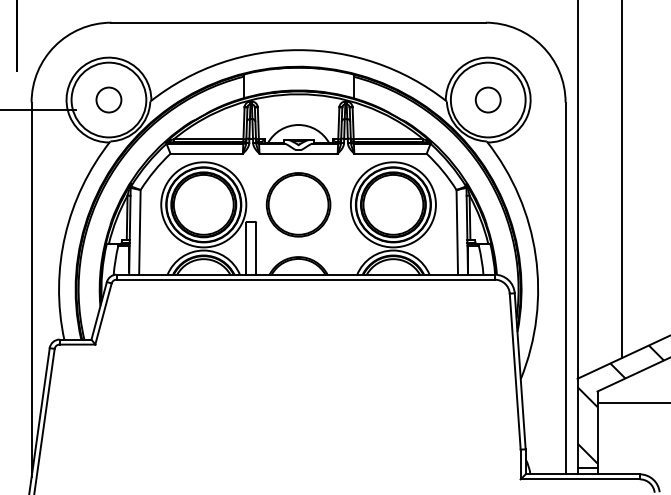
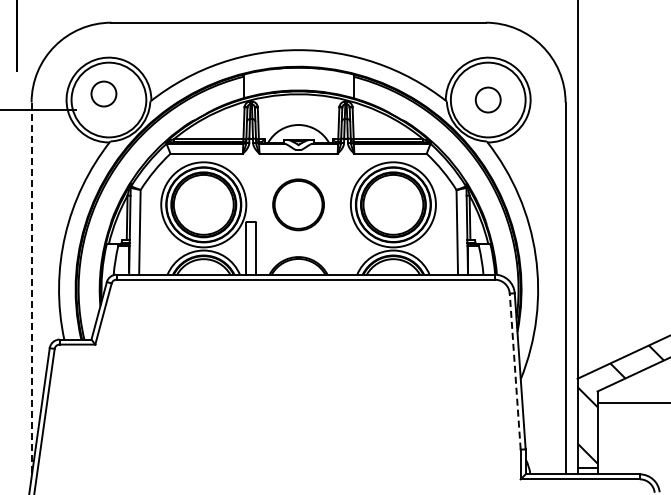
circle position: (108, 99) -> (103, 93) (103, 93)
line: present -> none (622, 179)
part size: 67x66 px -> 53x54 px (298, 204)
line: solid -> dashed (31, 290)
line: solid -> dashed (515, 371)
